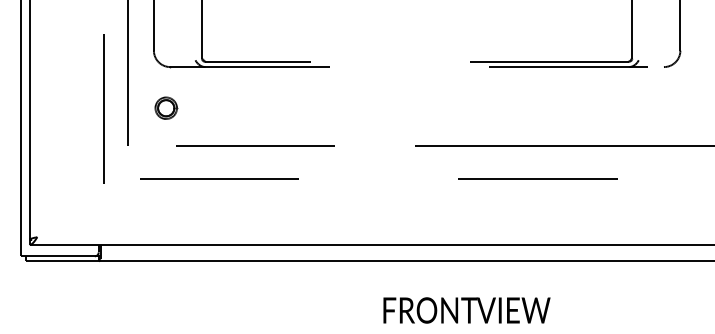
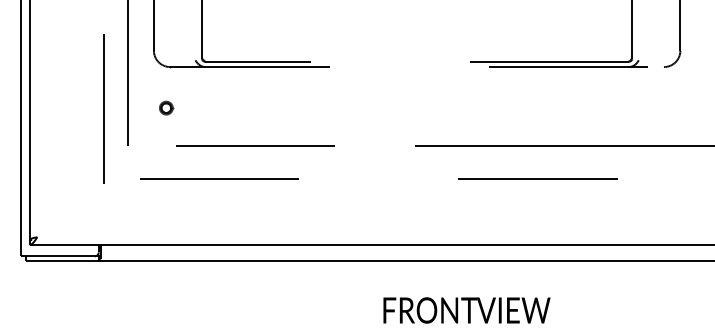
part size: 25x24 px -> 16x16 px (166, 107)
